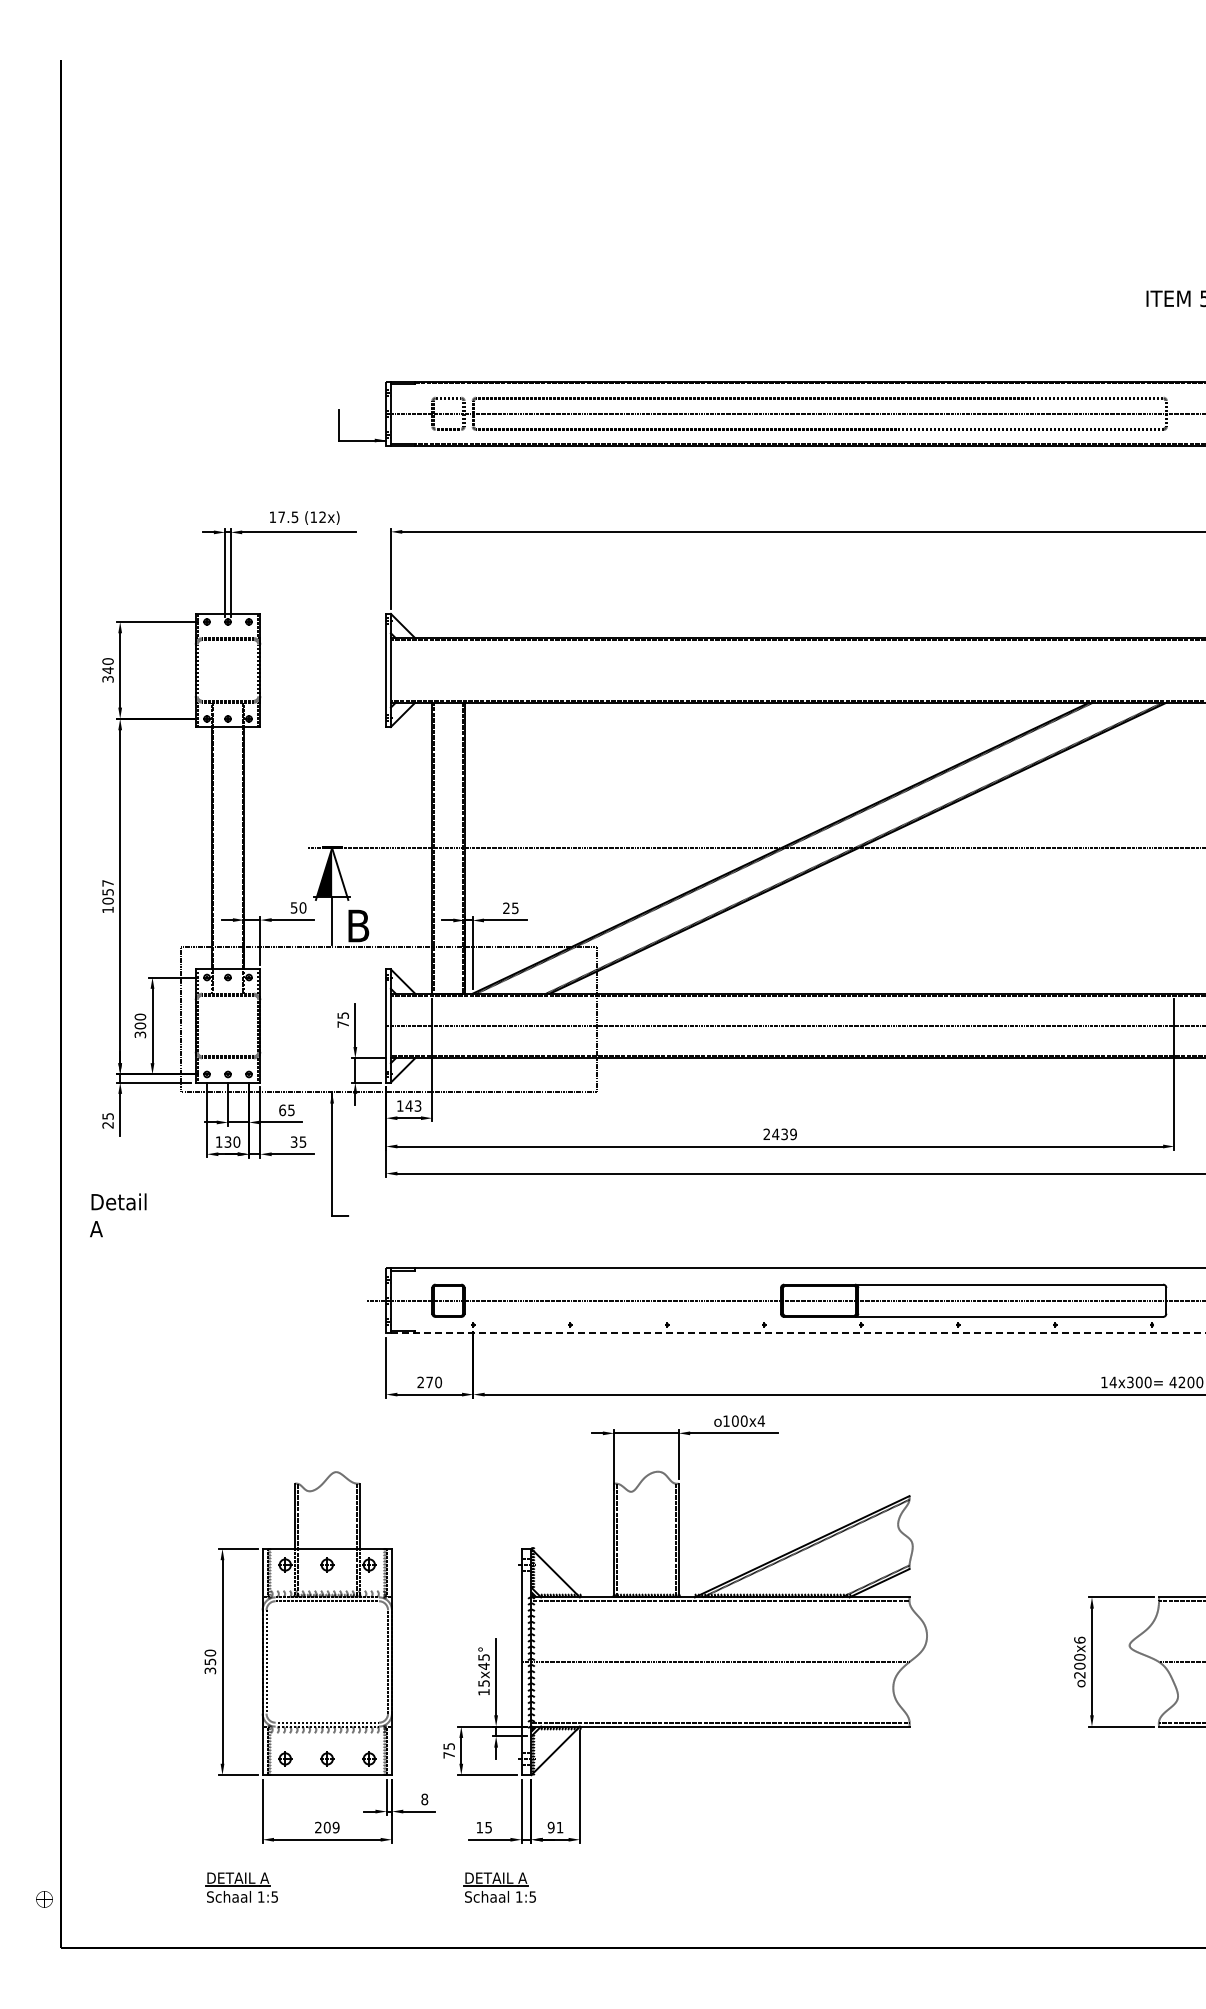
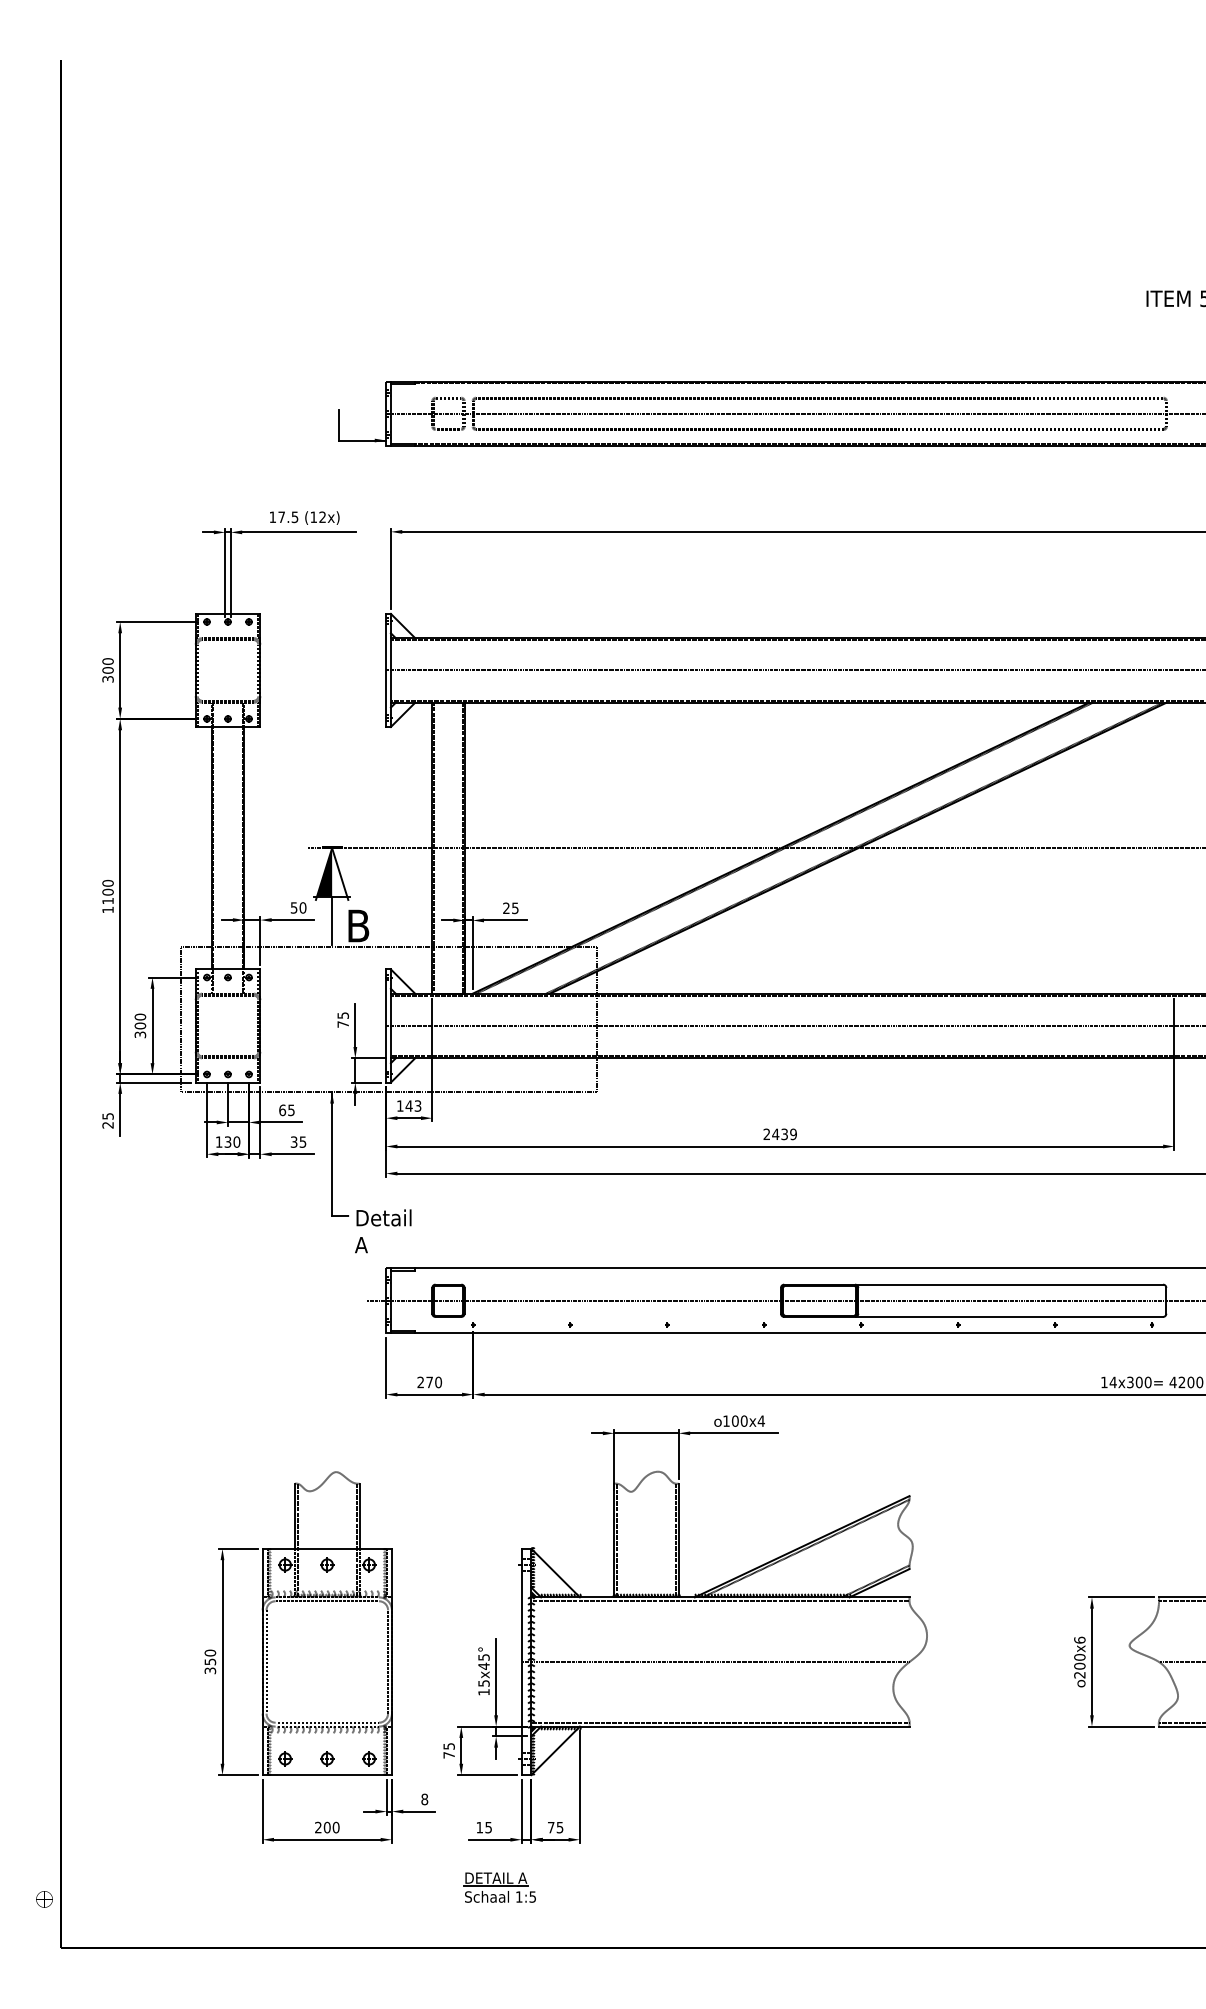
text: 340 -> 300 (107, 670)
line: none -> present (794, 670)
text: 1057 -> 1100 (107, 891)
text position: (118, 1215) -> (383, 1231) (383, 1231)
line: dashed -> solid (798, 1333)
text: 209 -> 200 (335, 1827)
text: 91 -> 75 (555, 1827)
part: present -> none (241, 1887)
